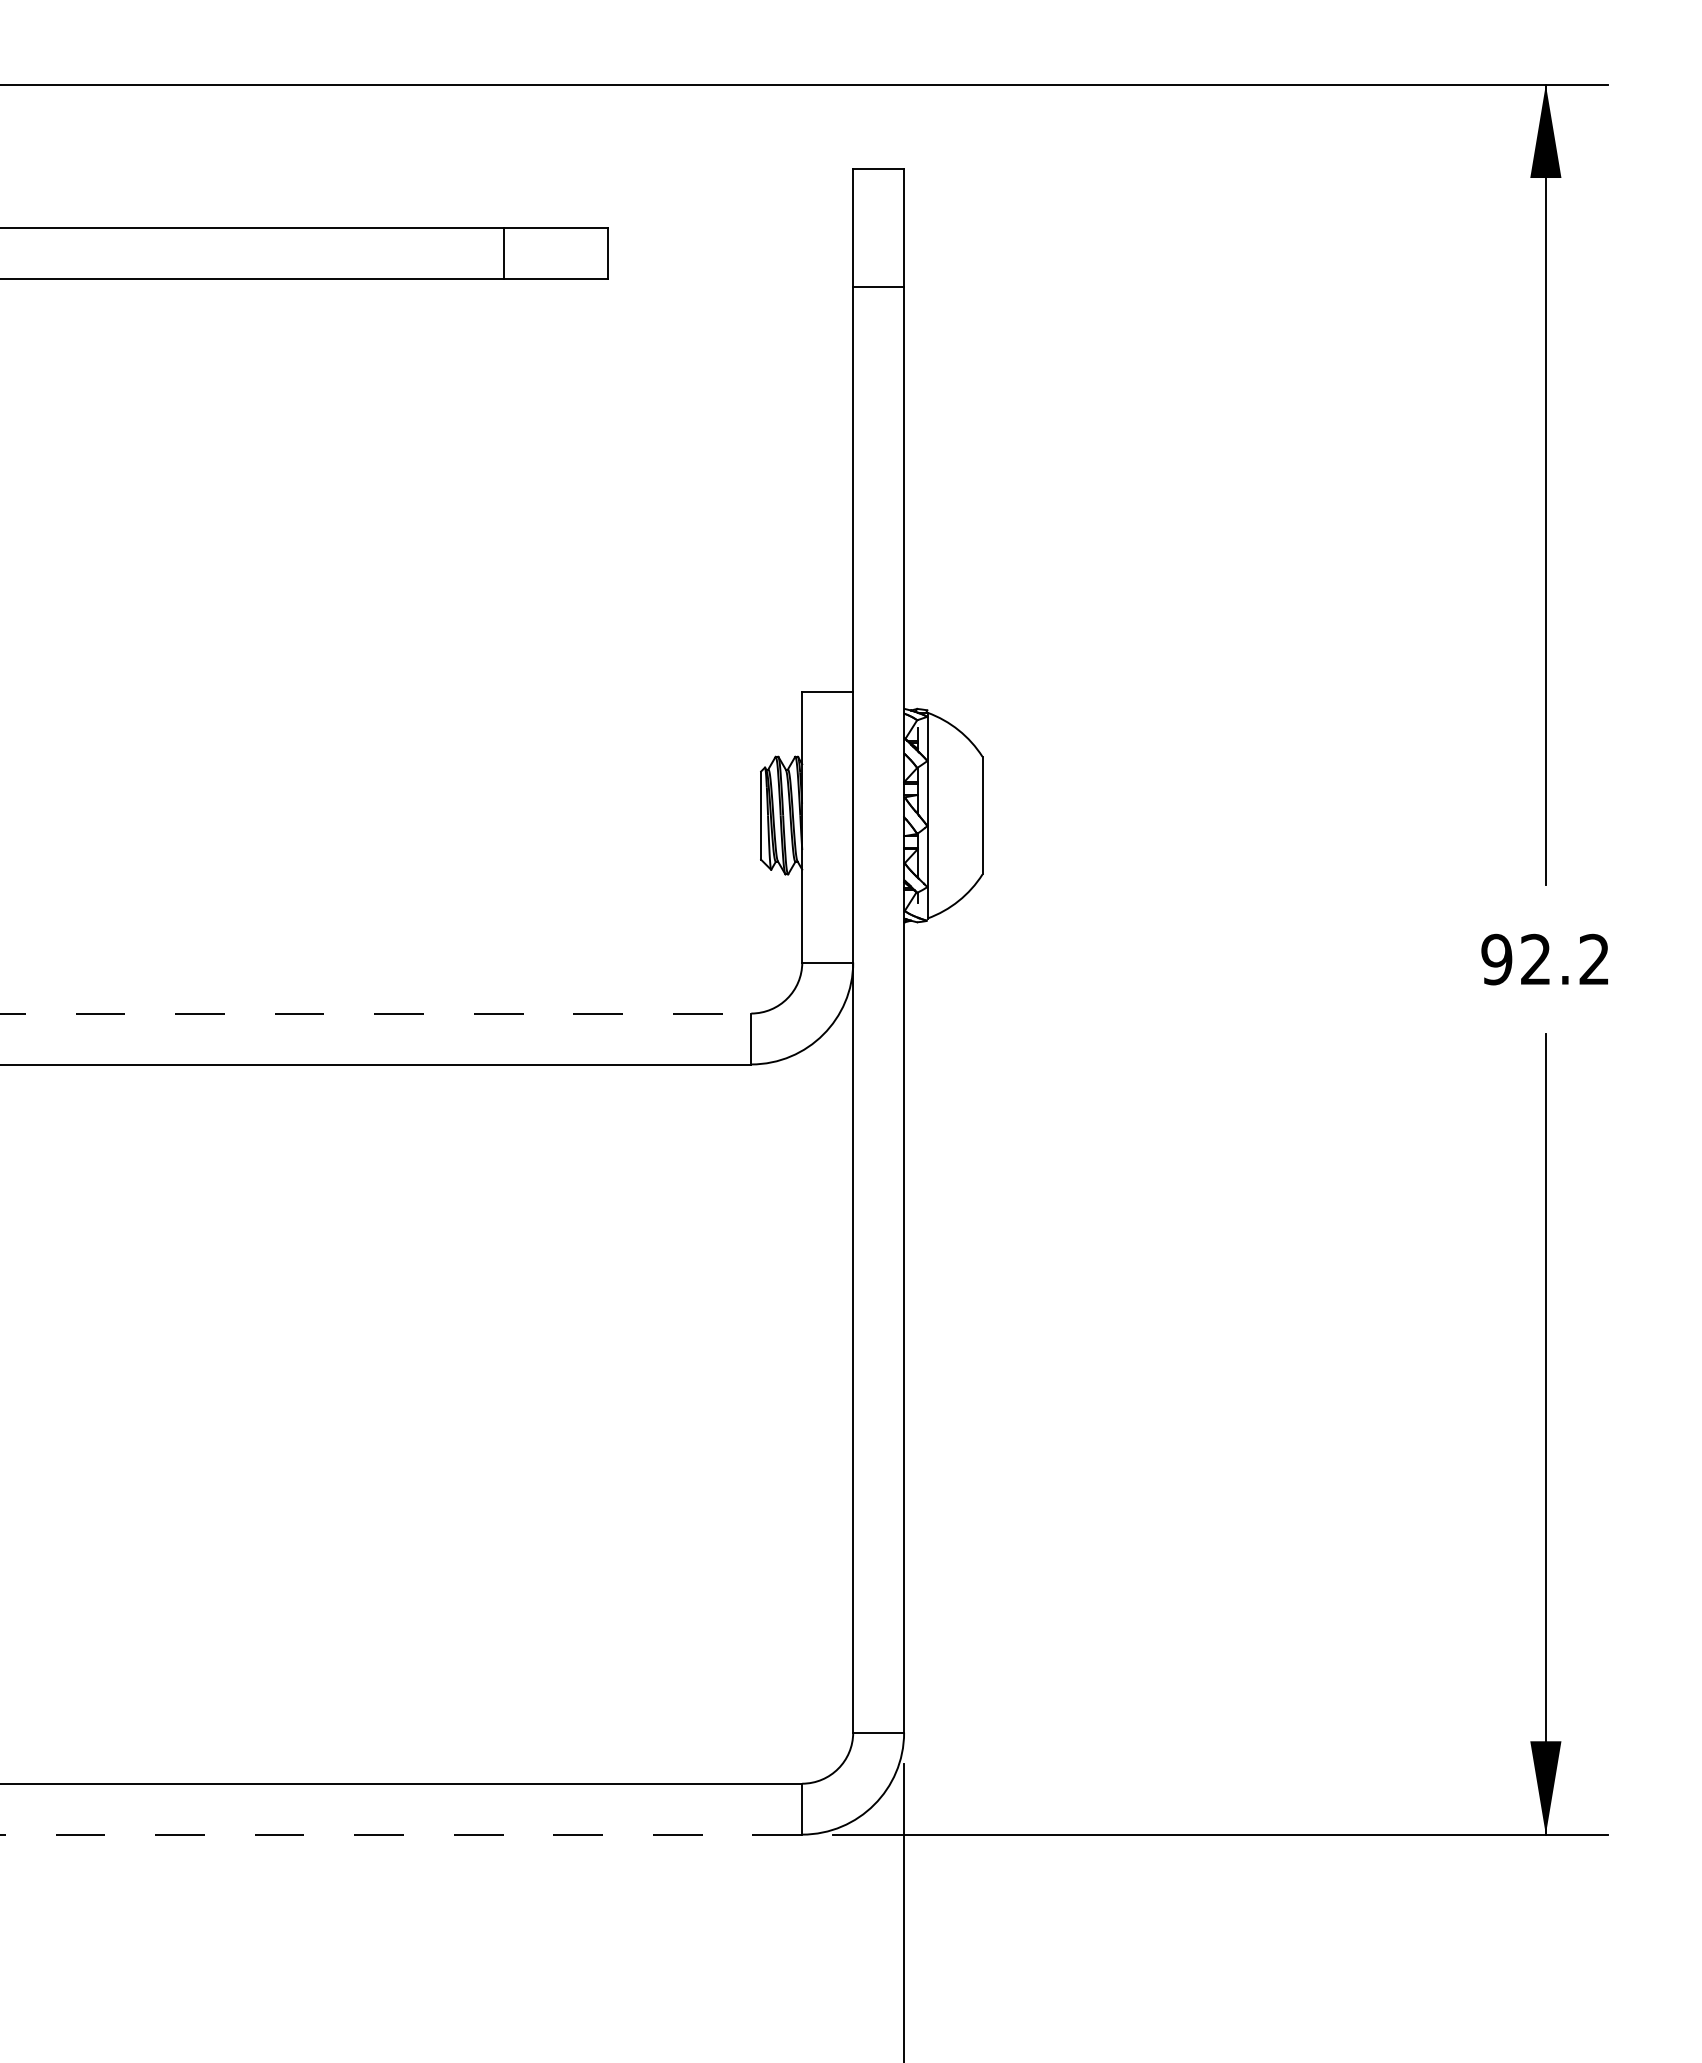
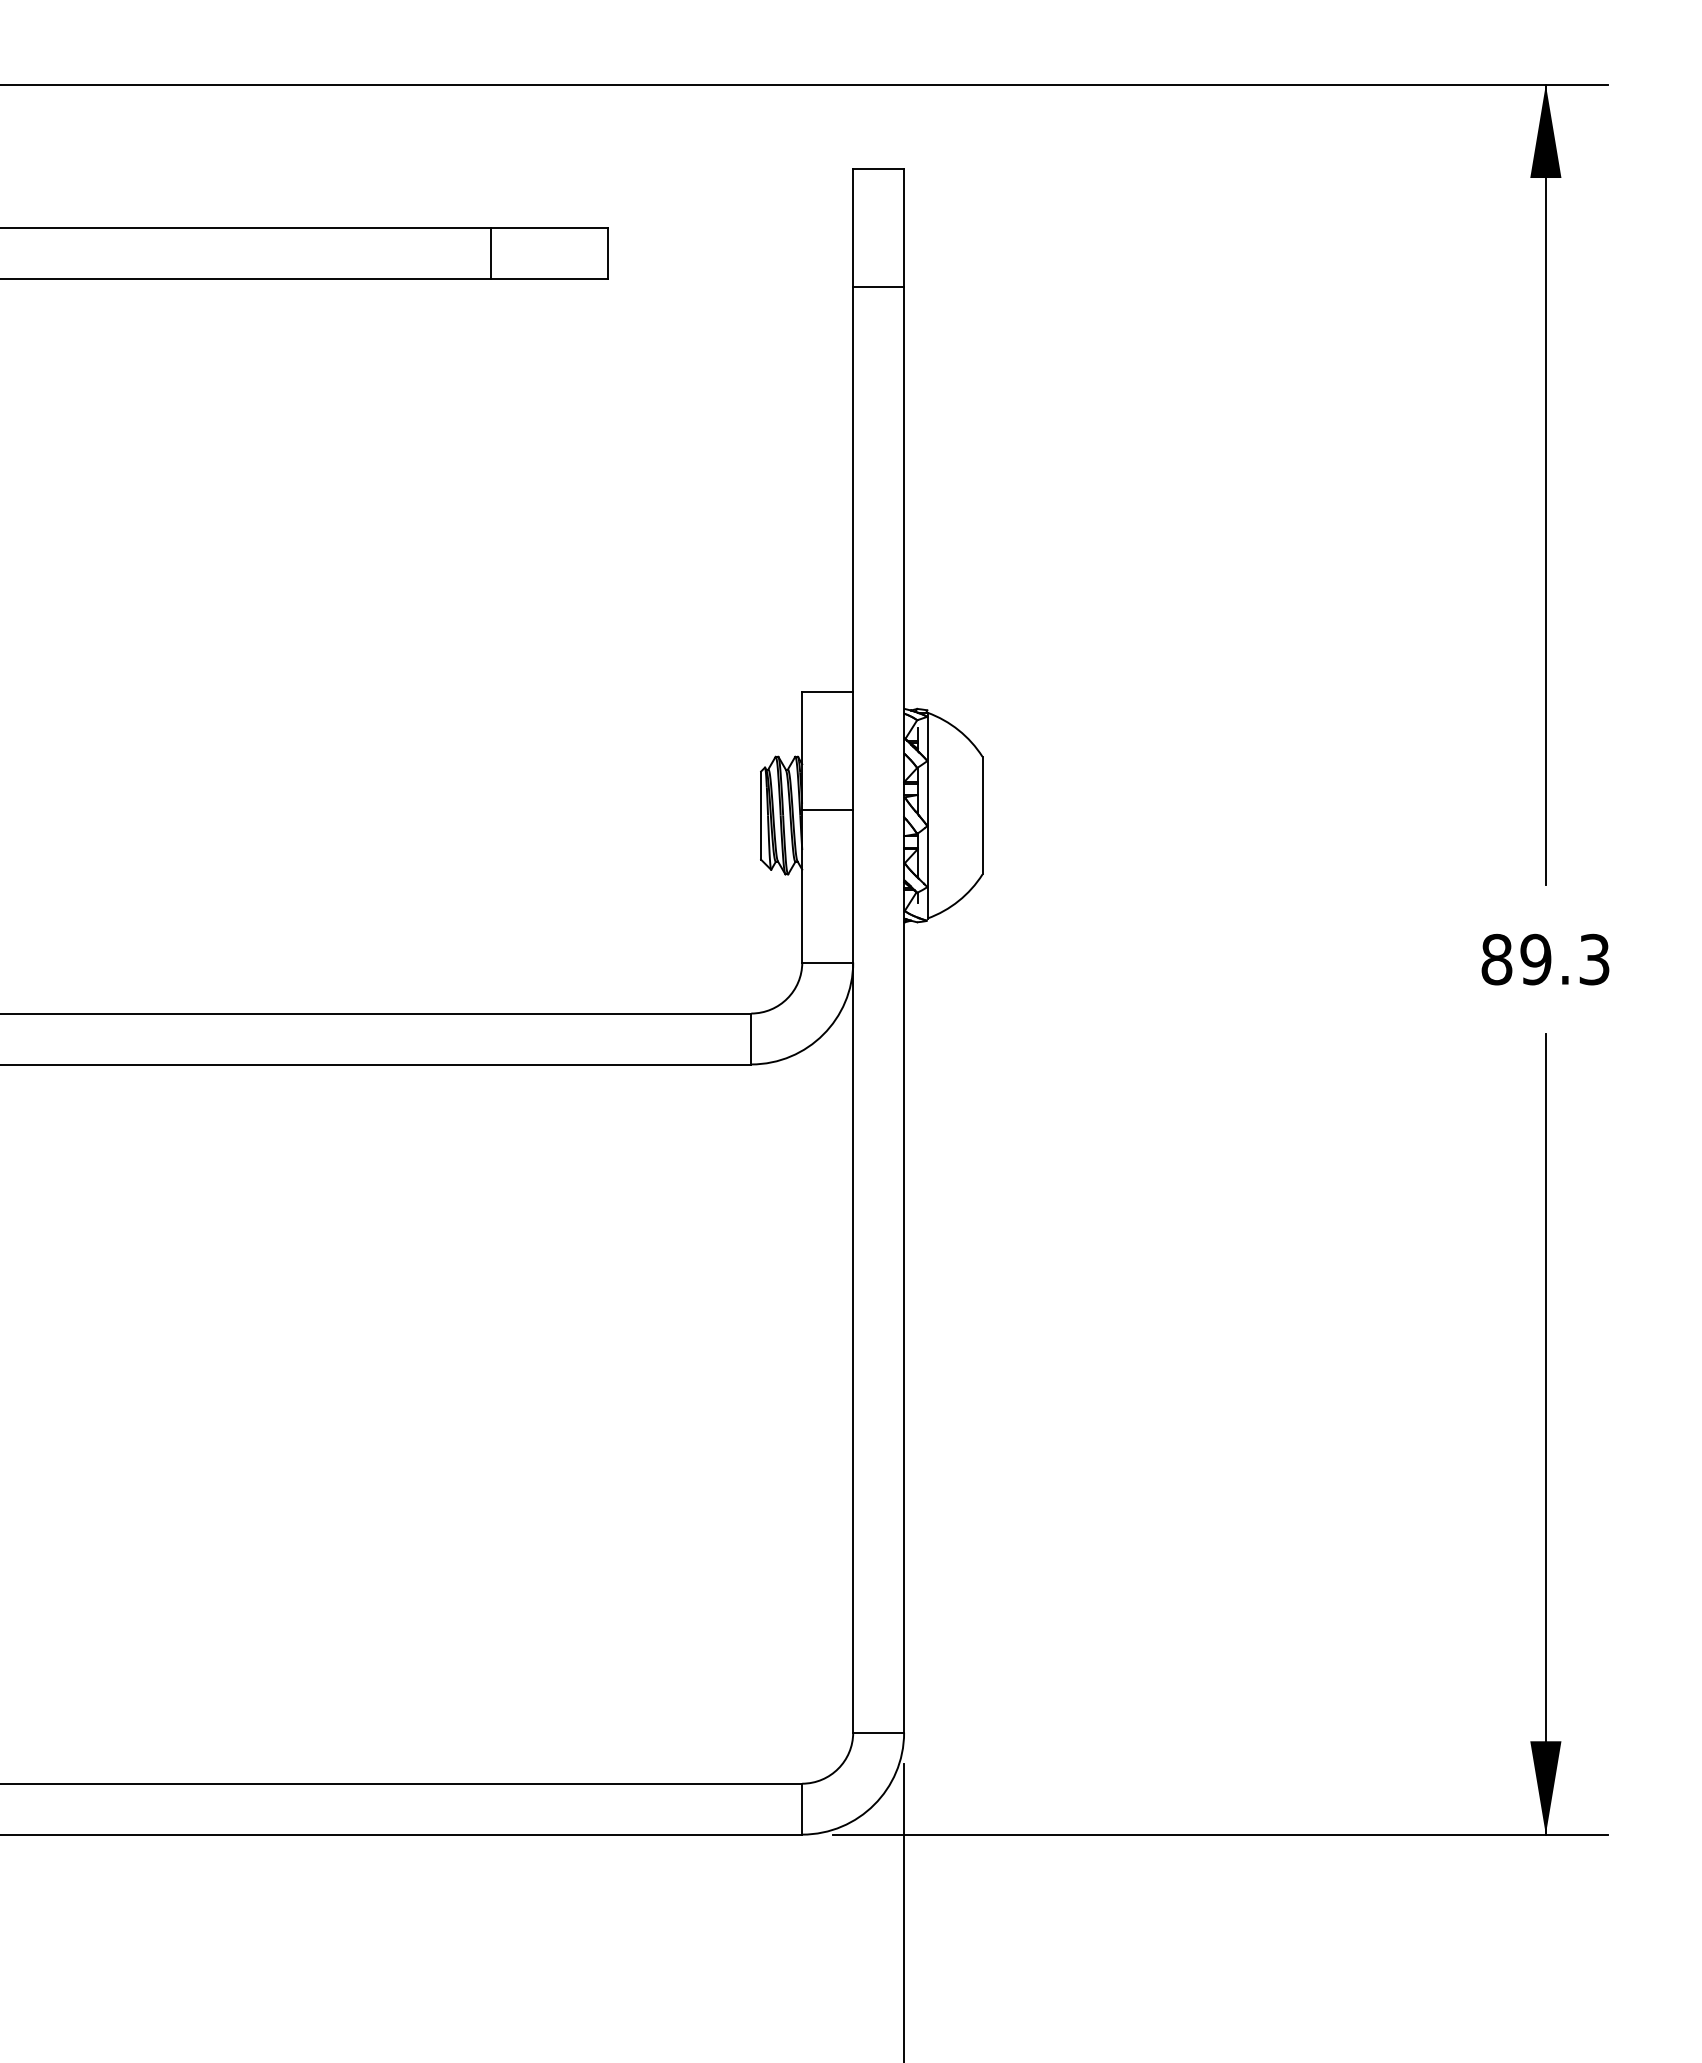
line position: (503, 252) -> (490, 252) (490, 252)
line: none -> present (827, 809)
text: 92.2 -> 89.3 (1545, 959)
line: dashed -> solid (376, 1013)
line: dashed -> solid (401, 1834)
